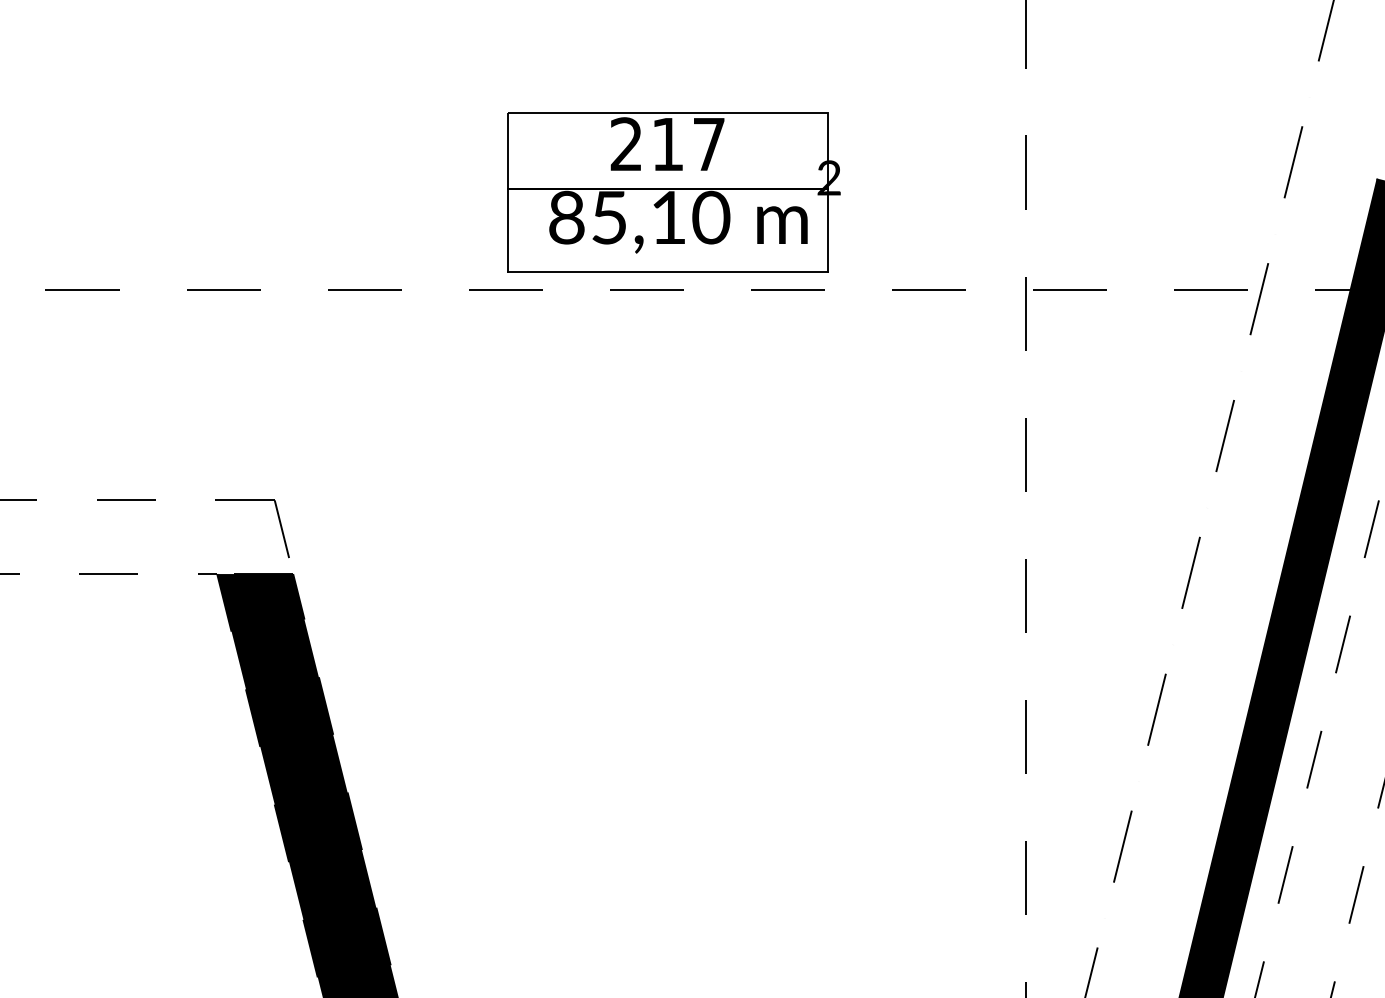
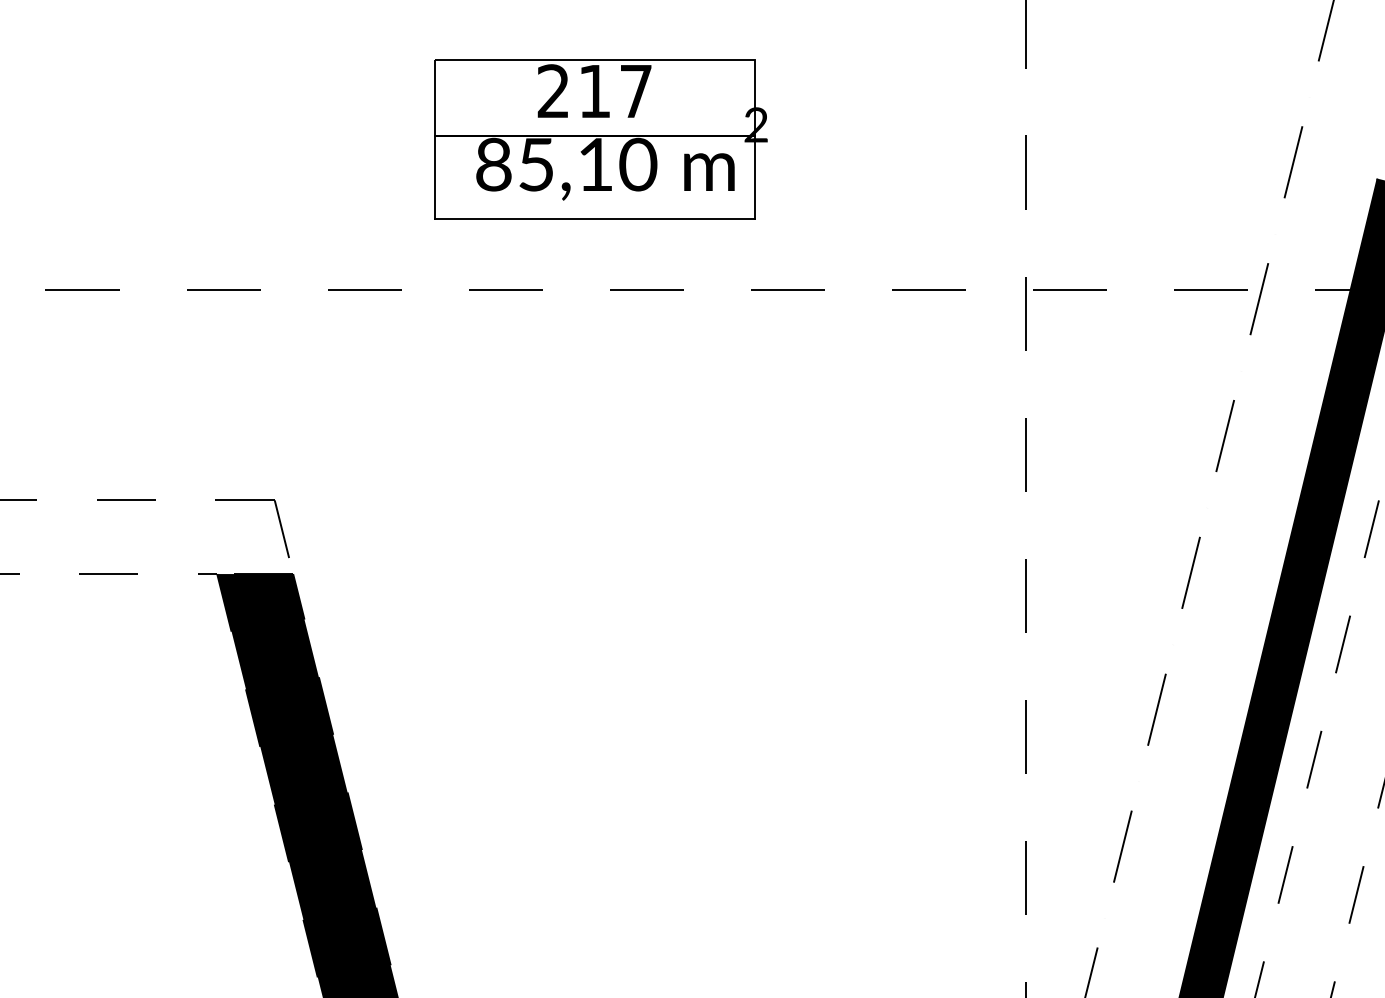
part position: (673, 192) -> (600, 139) (600, 139)
